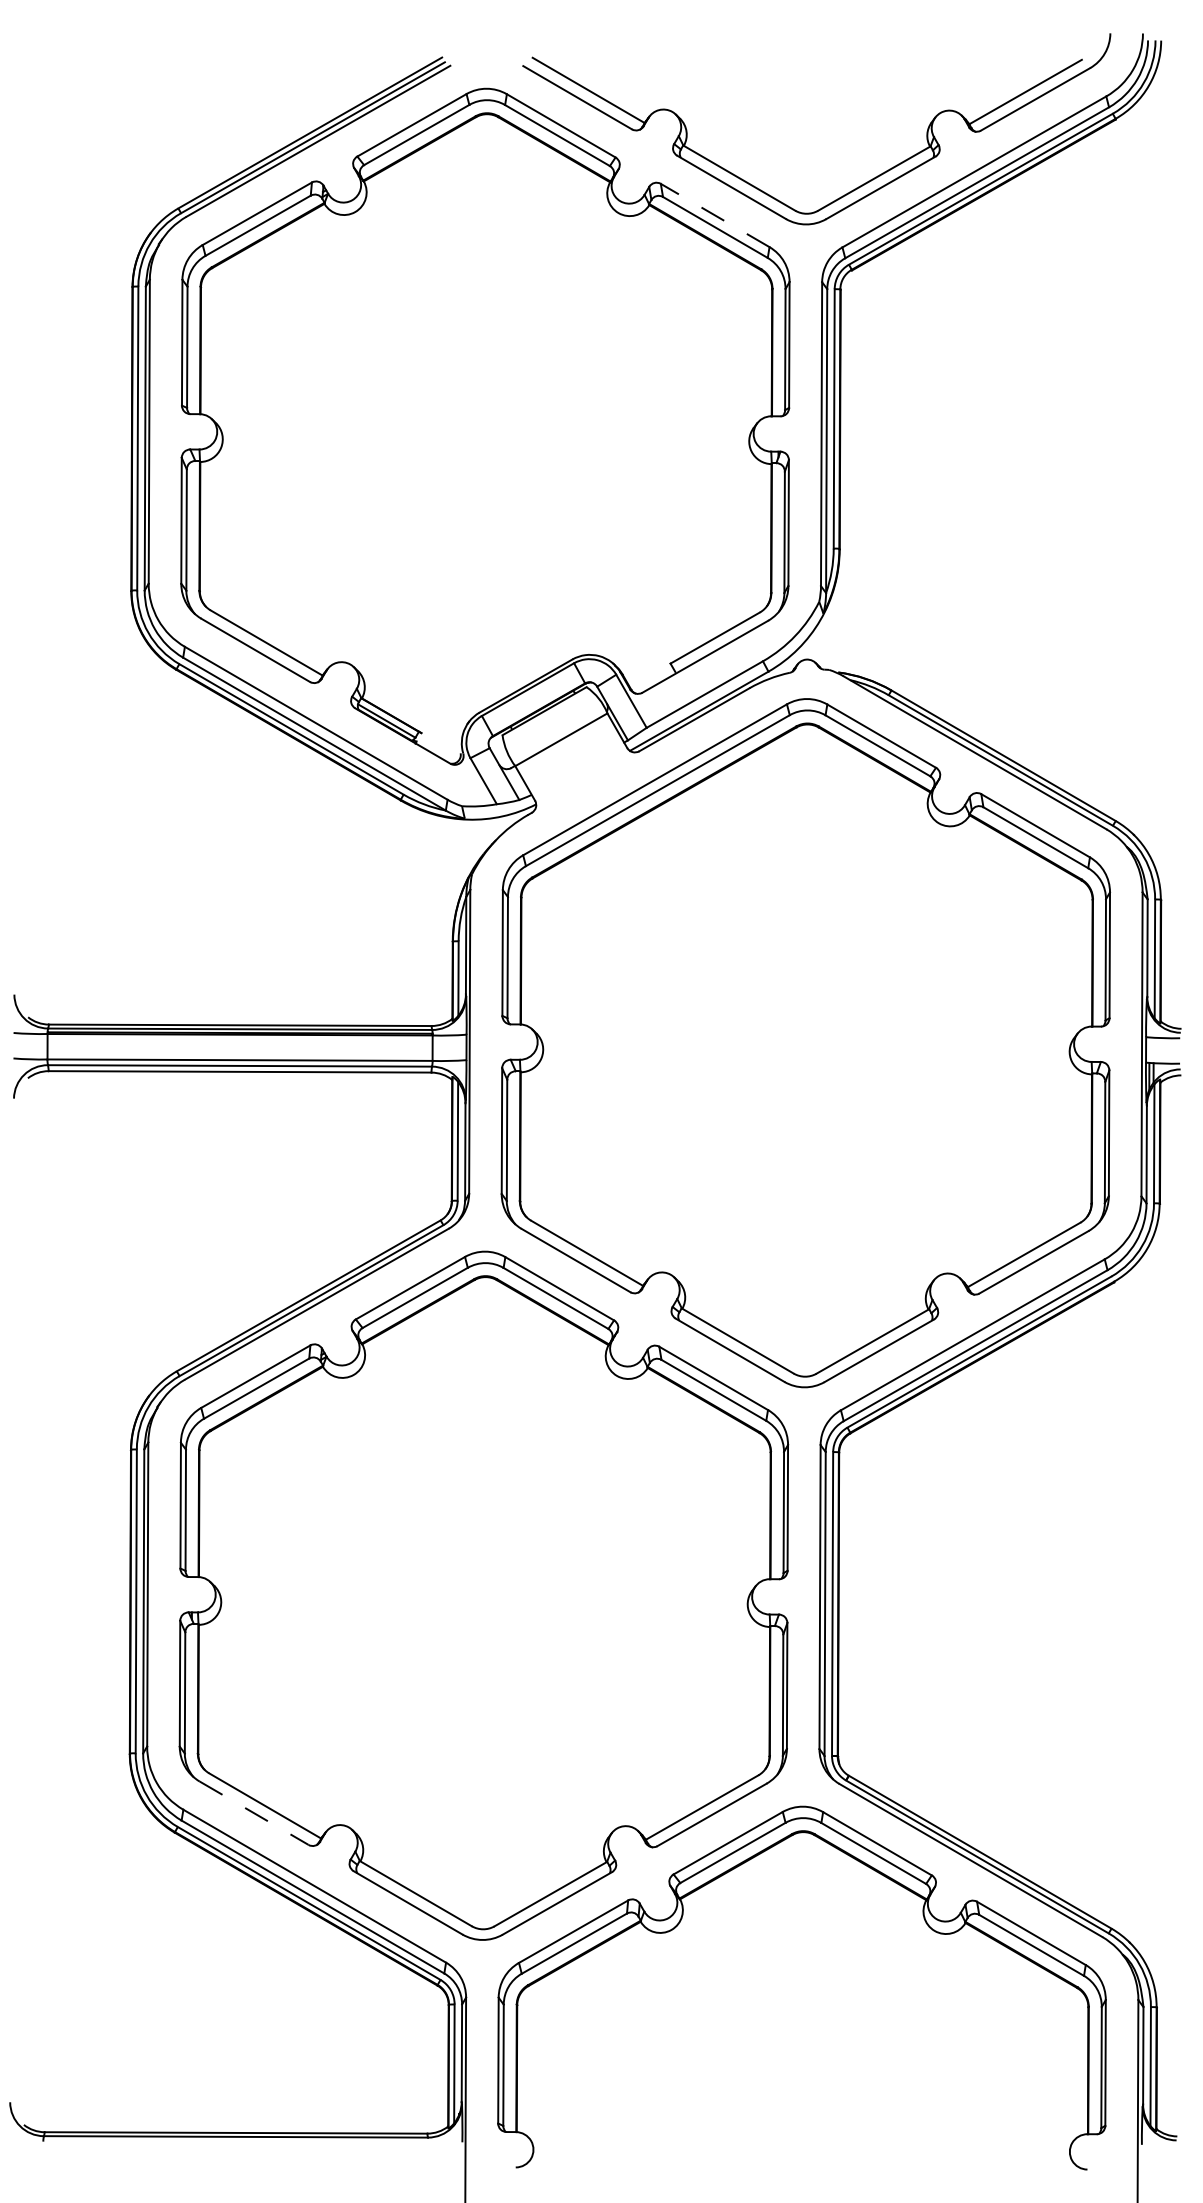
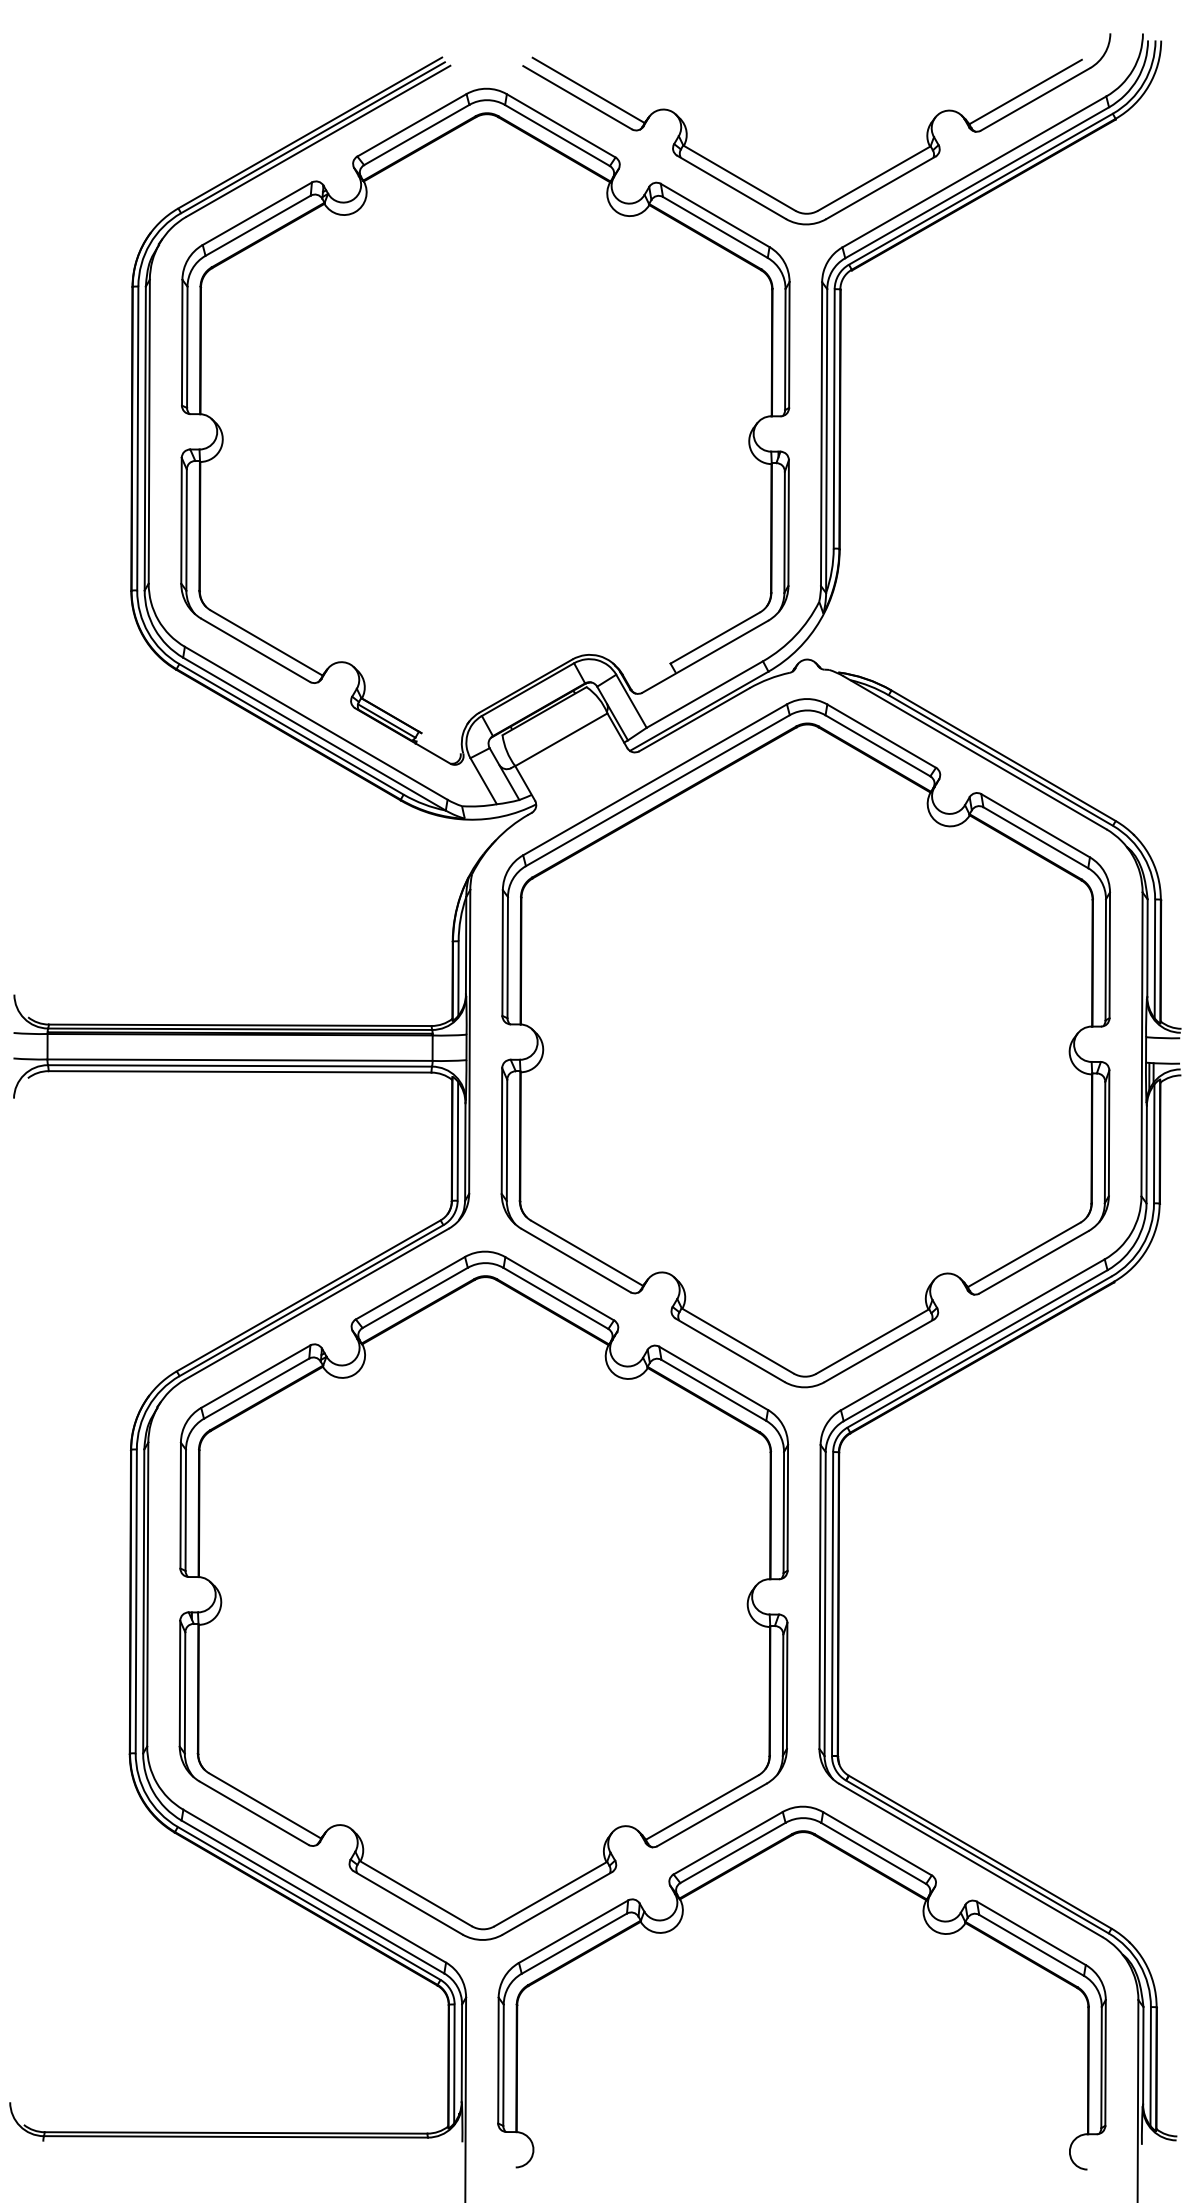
line: dashed -> solid (715, 215)
line: dashed -> solid (254, 1813)
